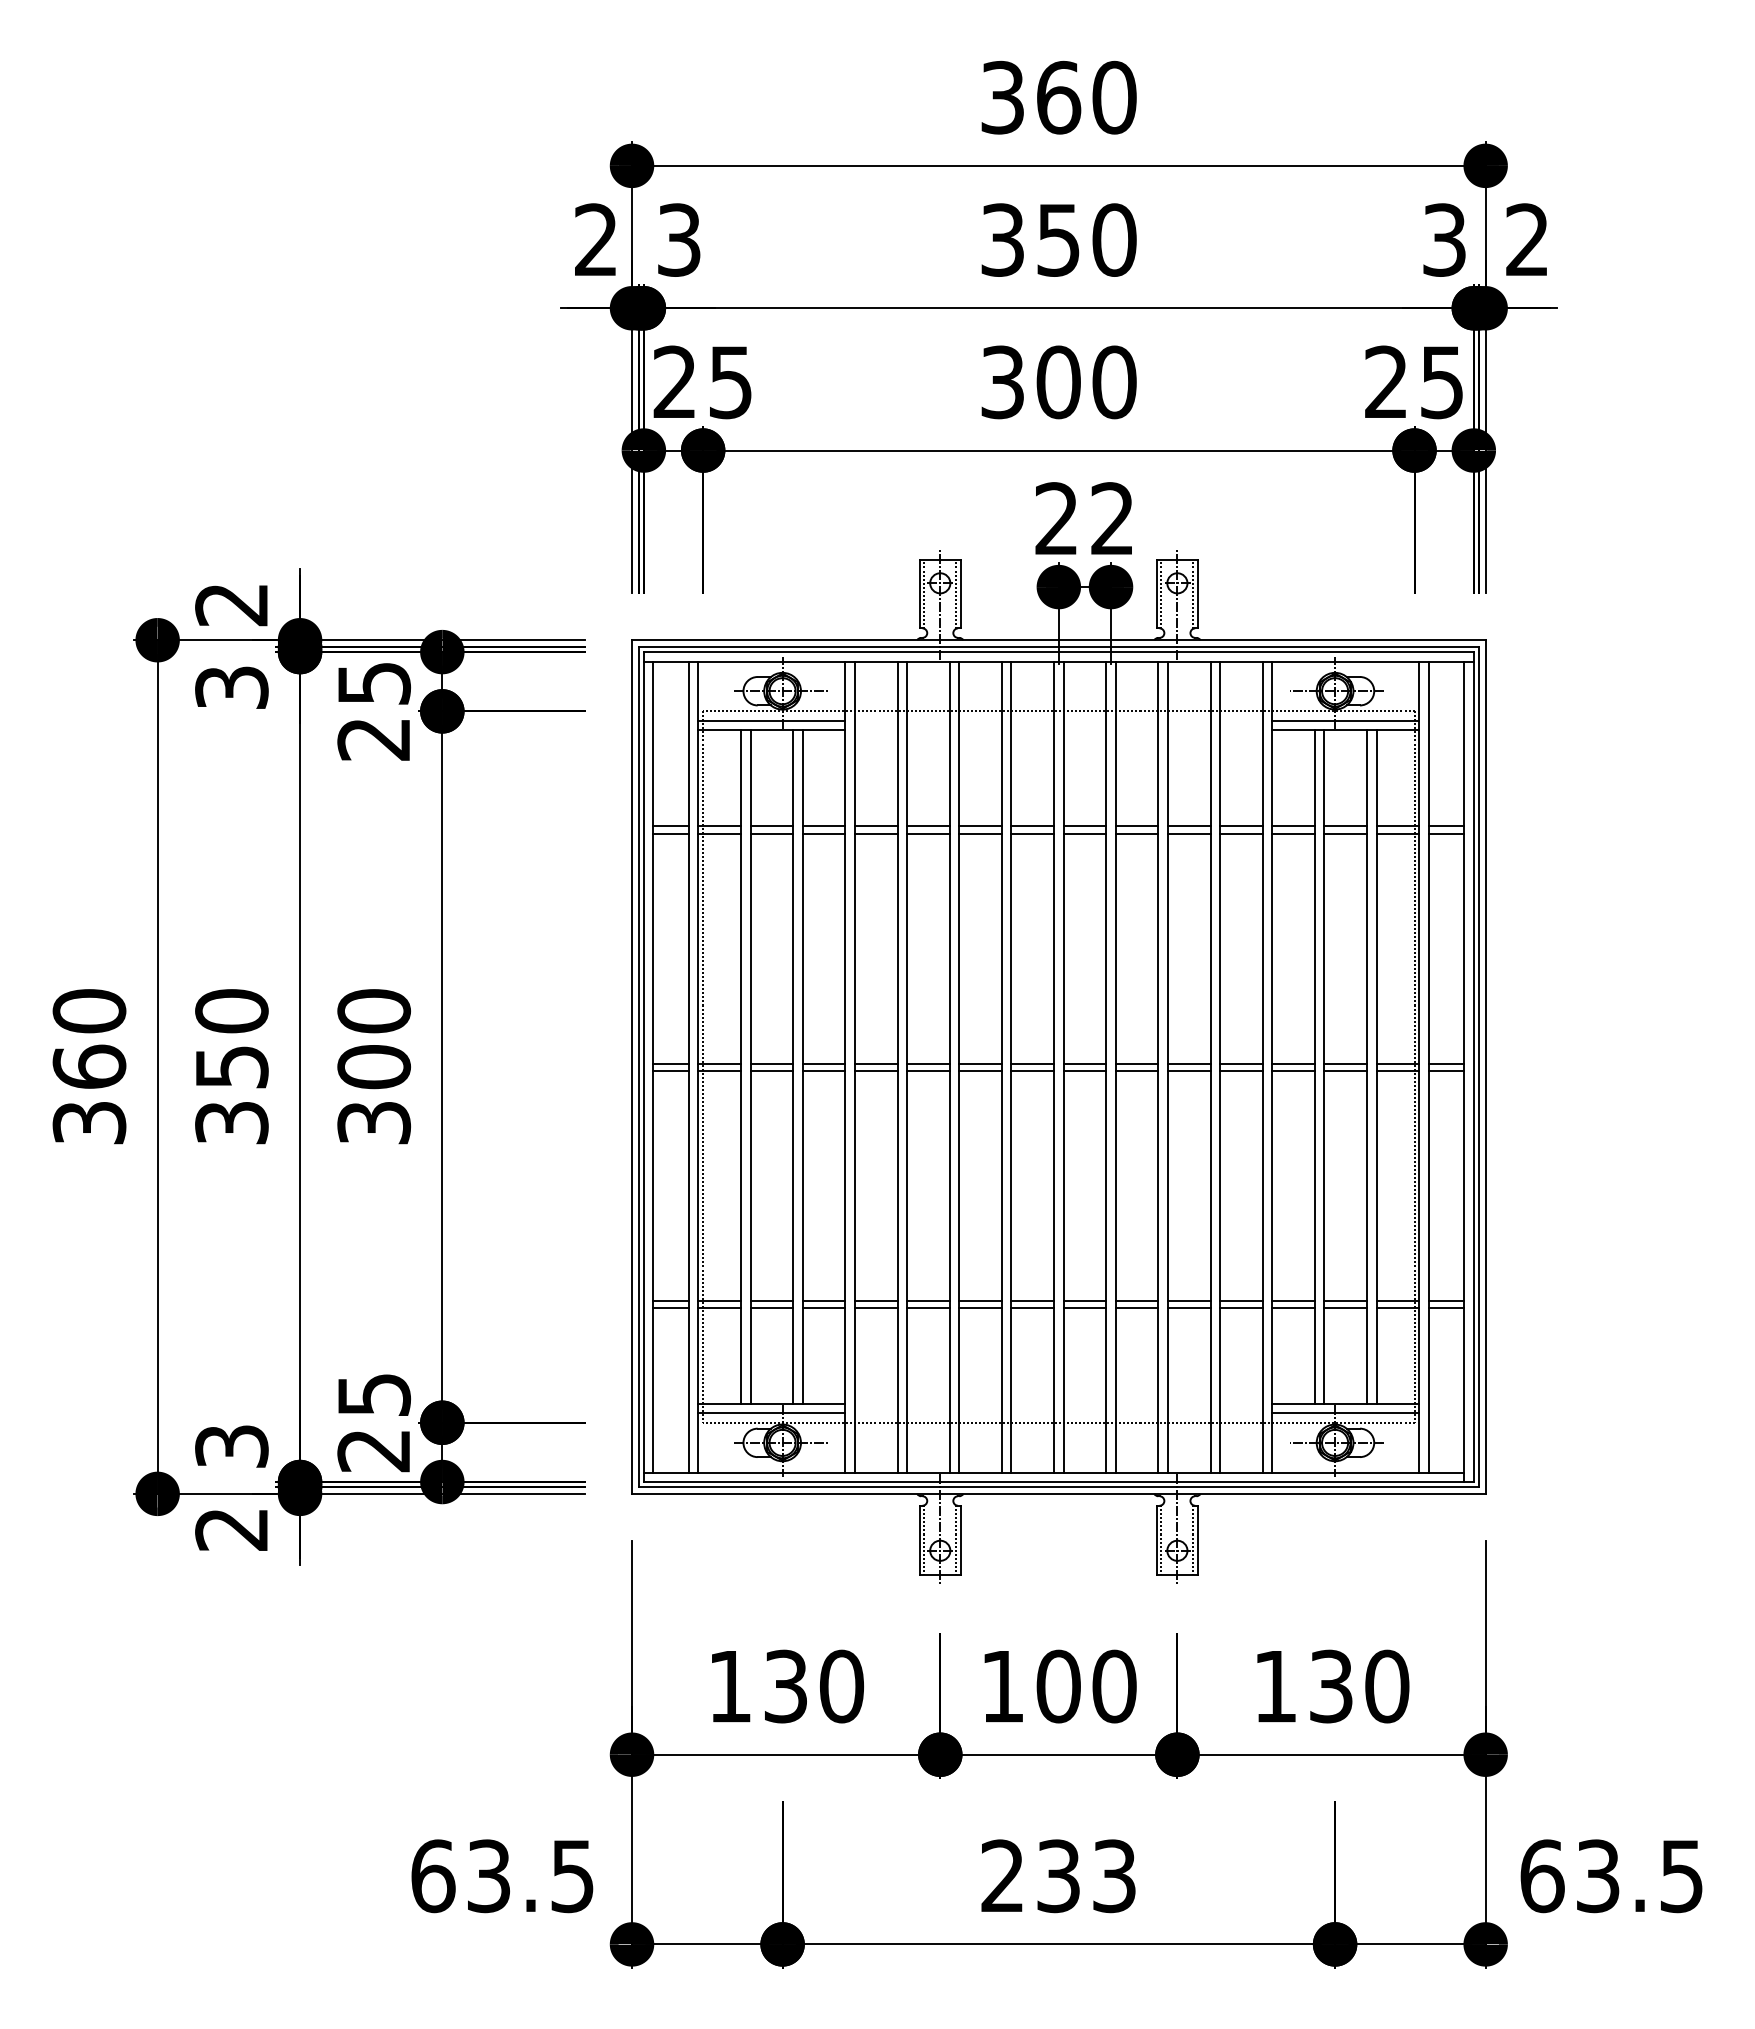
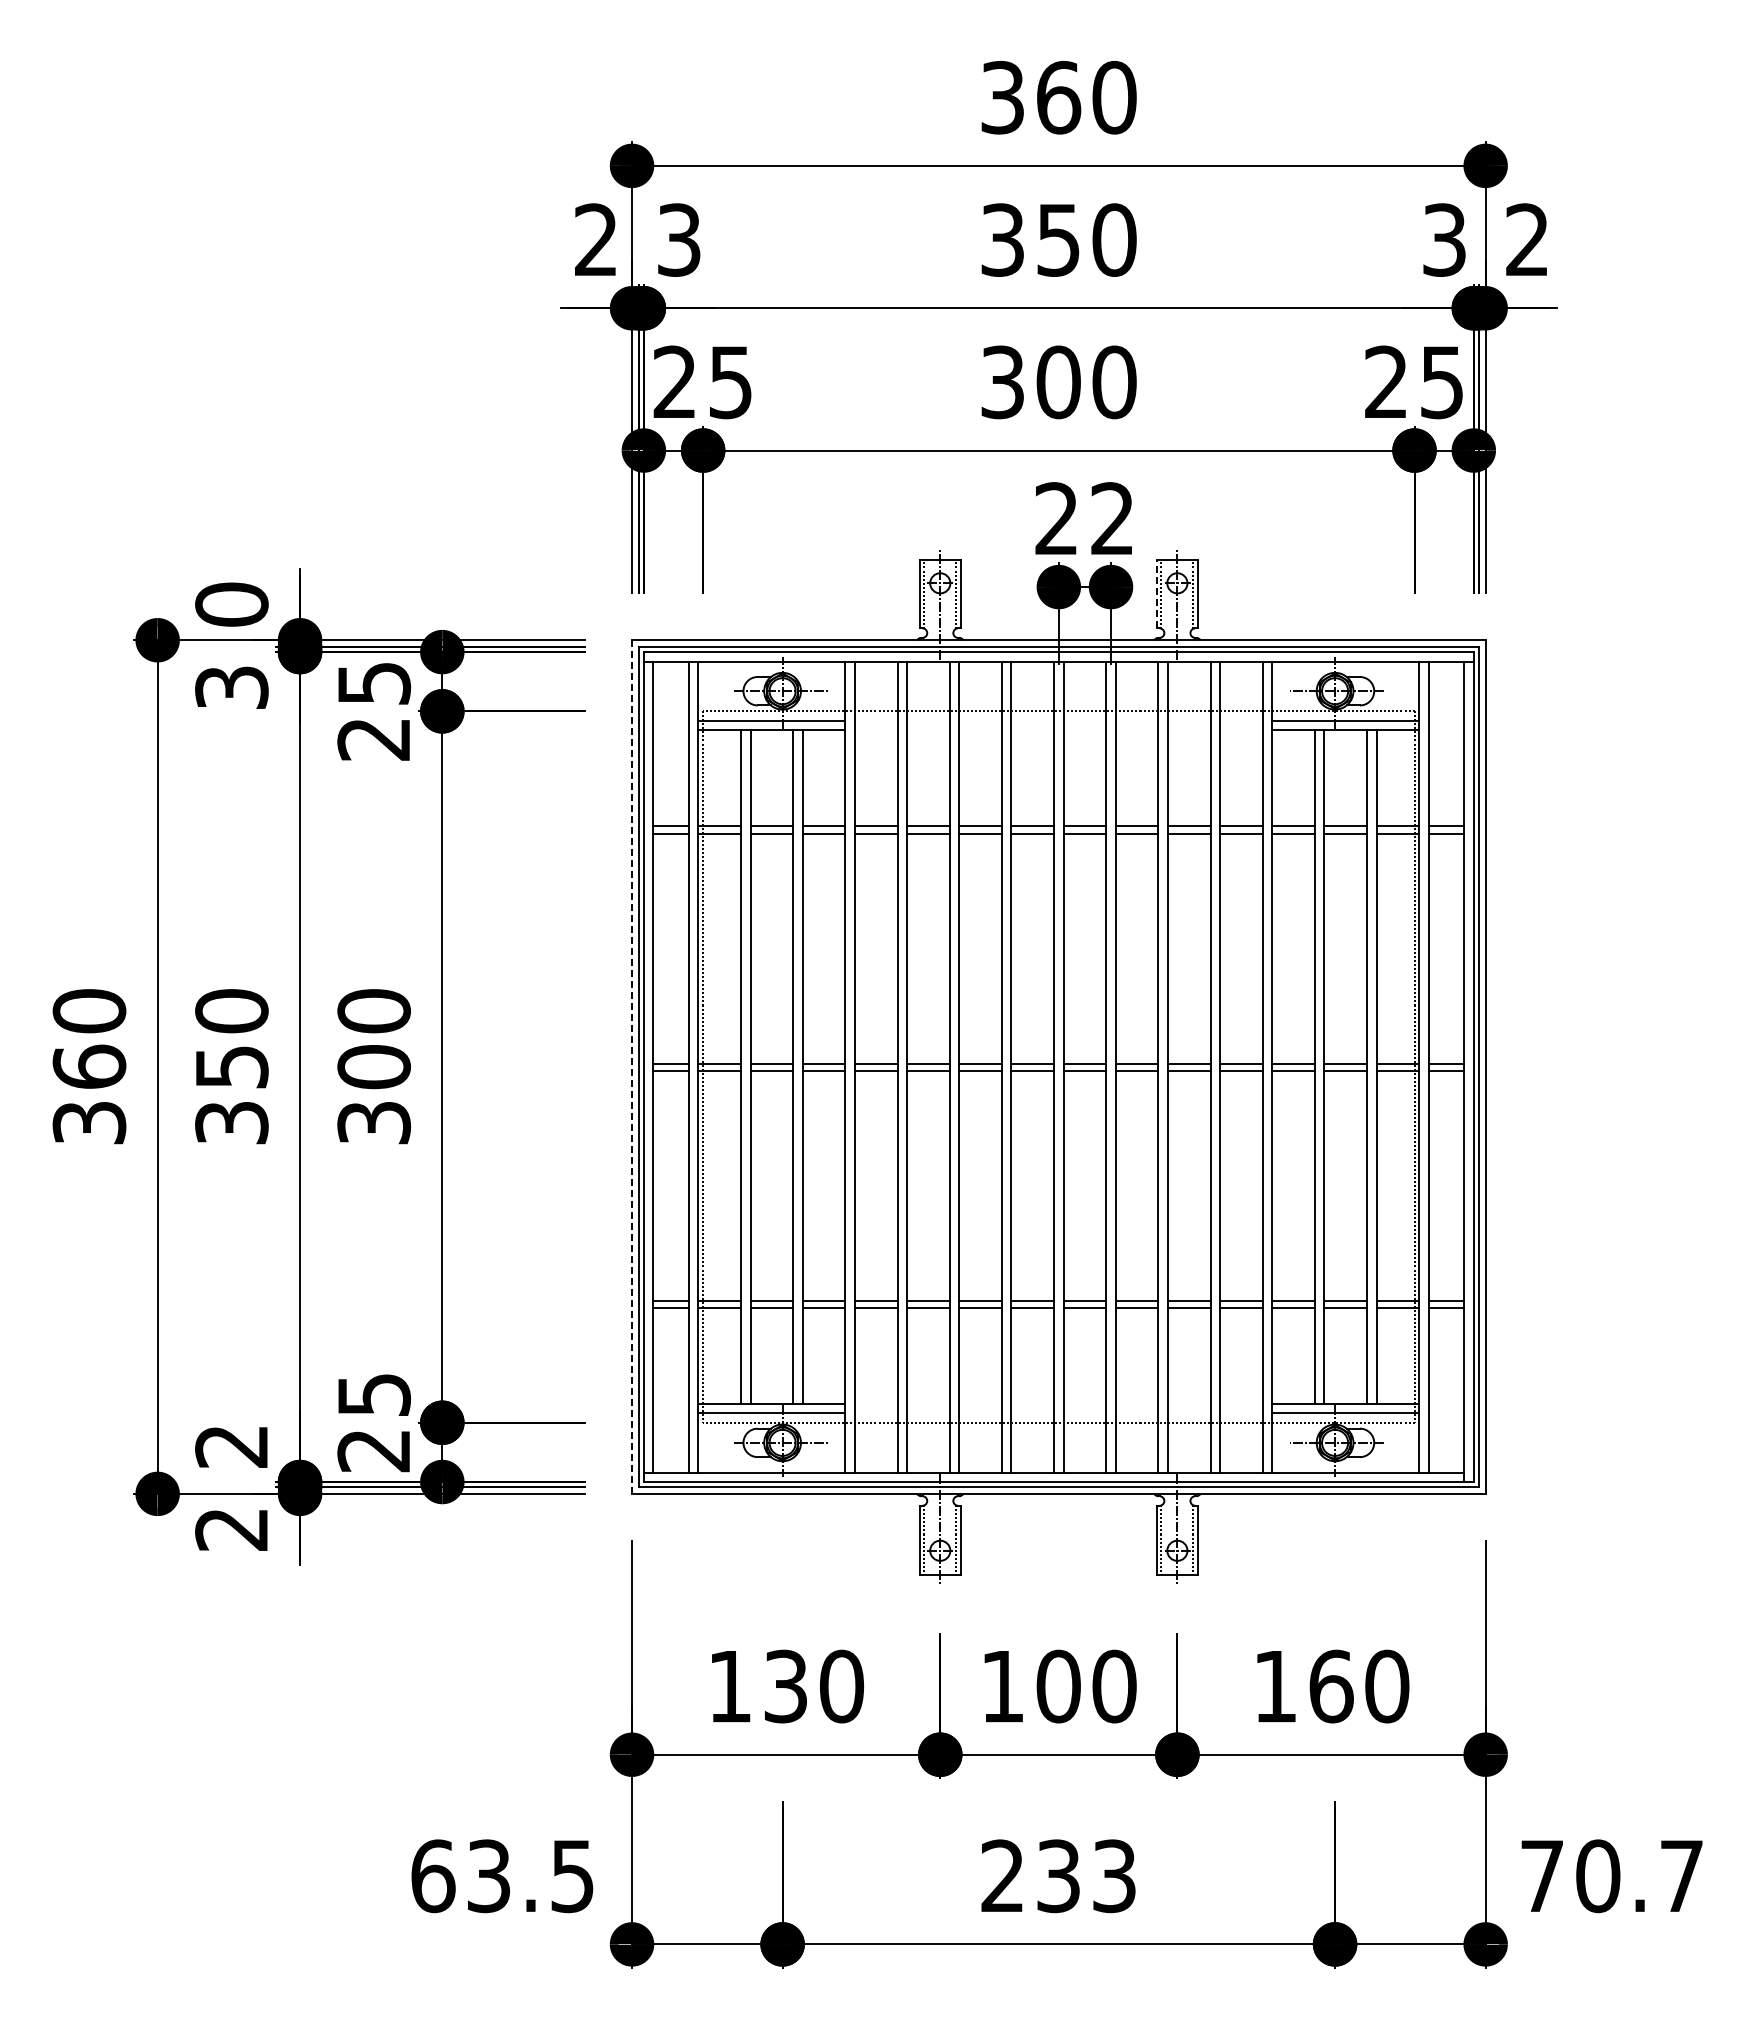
line: solid -> dashed (1156, 593)
text: 2 -> 0 (231, 604)
line: solid -> dashed (632, 1067)
text: 3 -> 2 (231, 1446)
text: 130 -> 160 (1331, 1686)
text: 63.5 -> 70.7 (1611, 1876)
